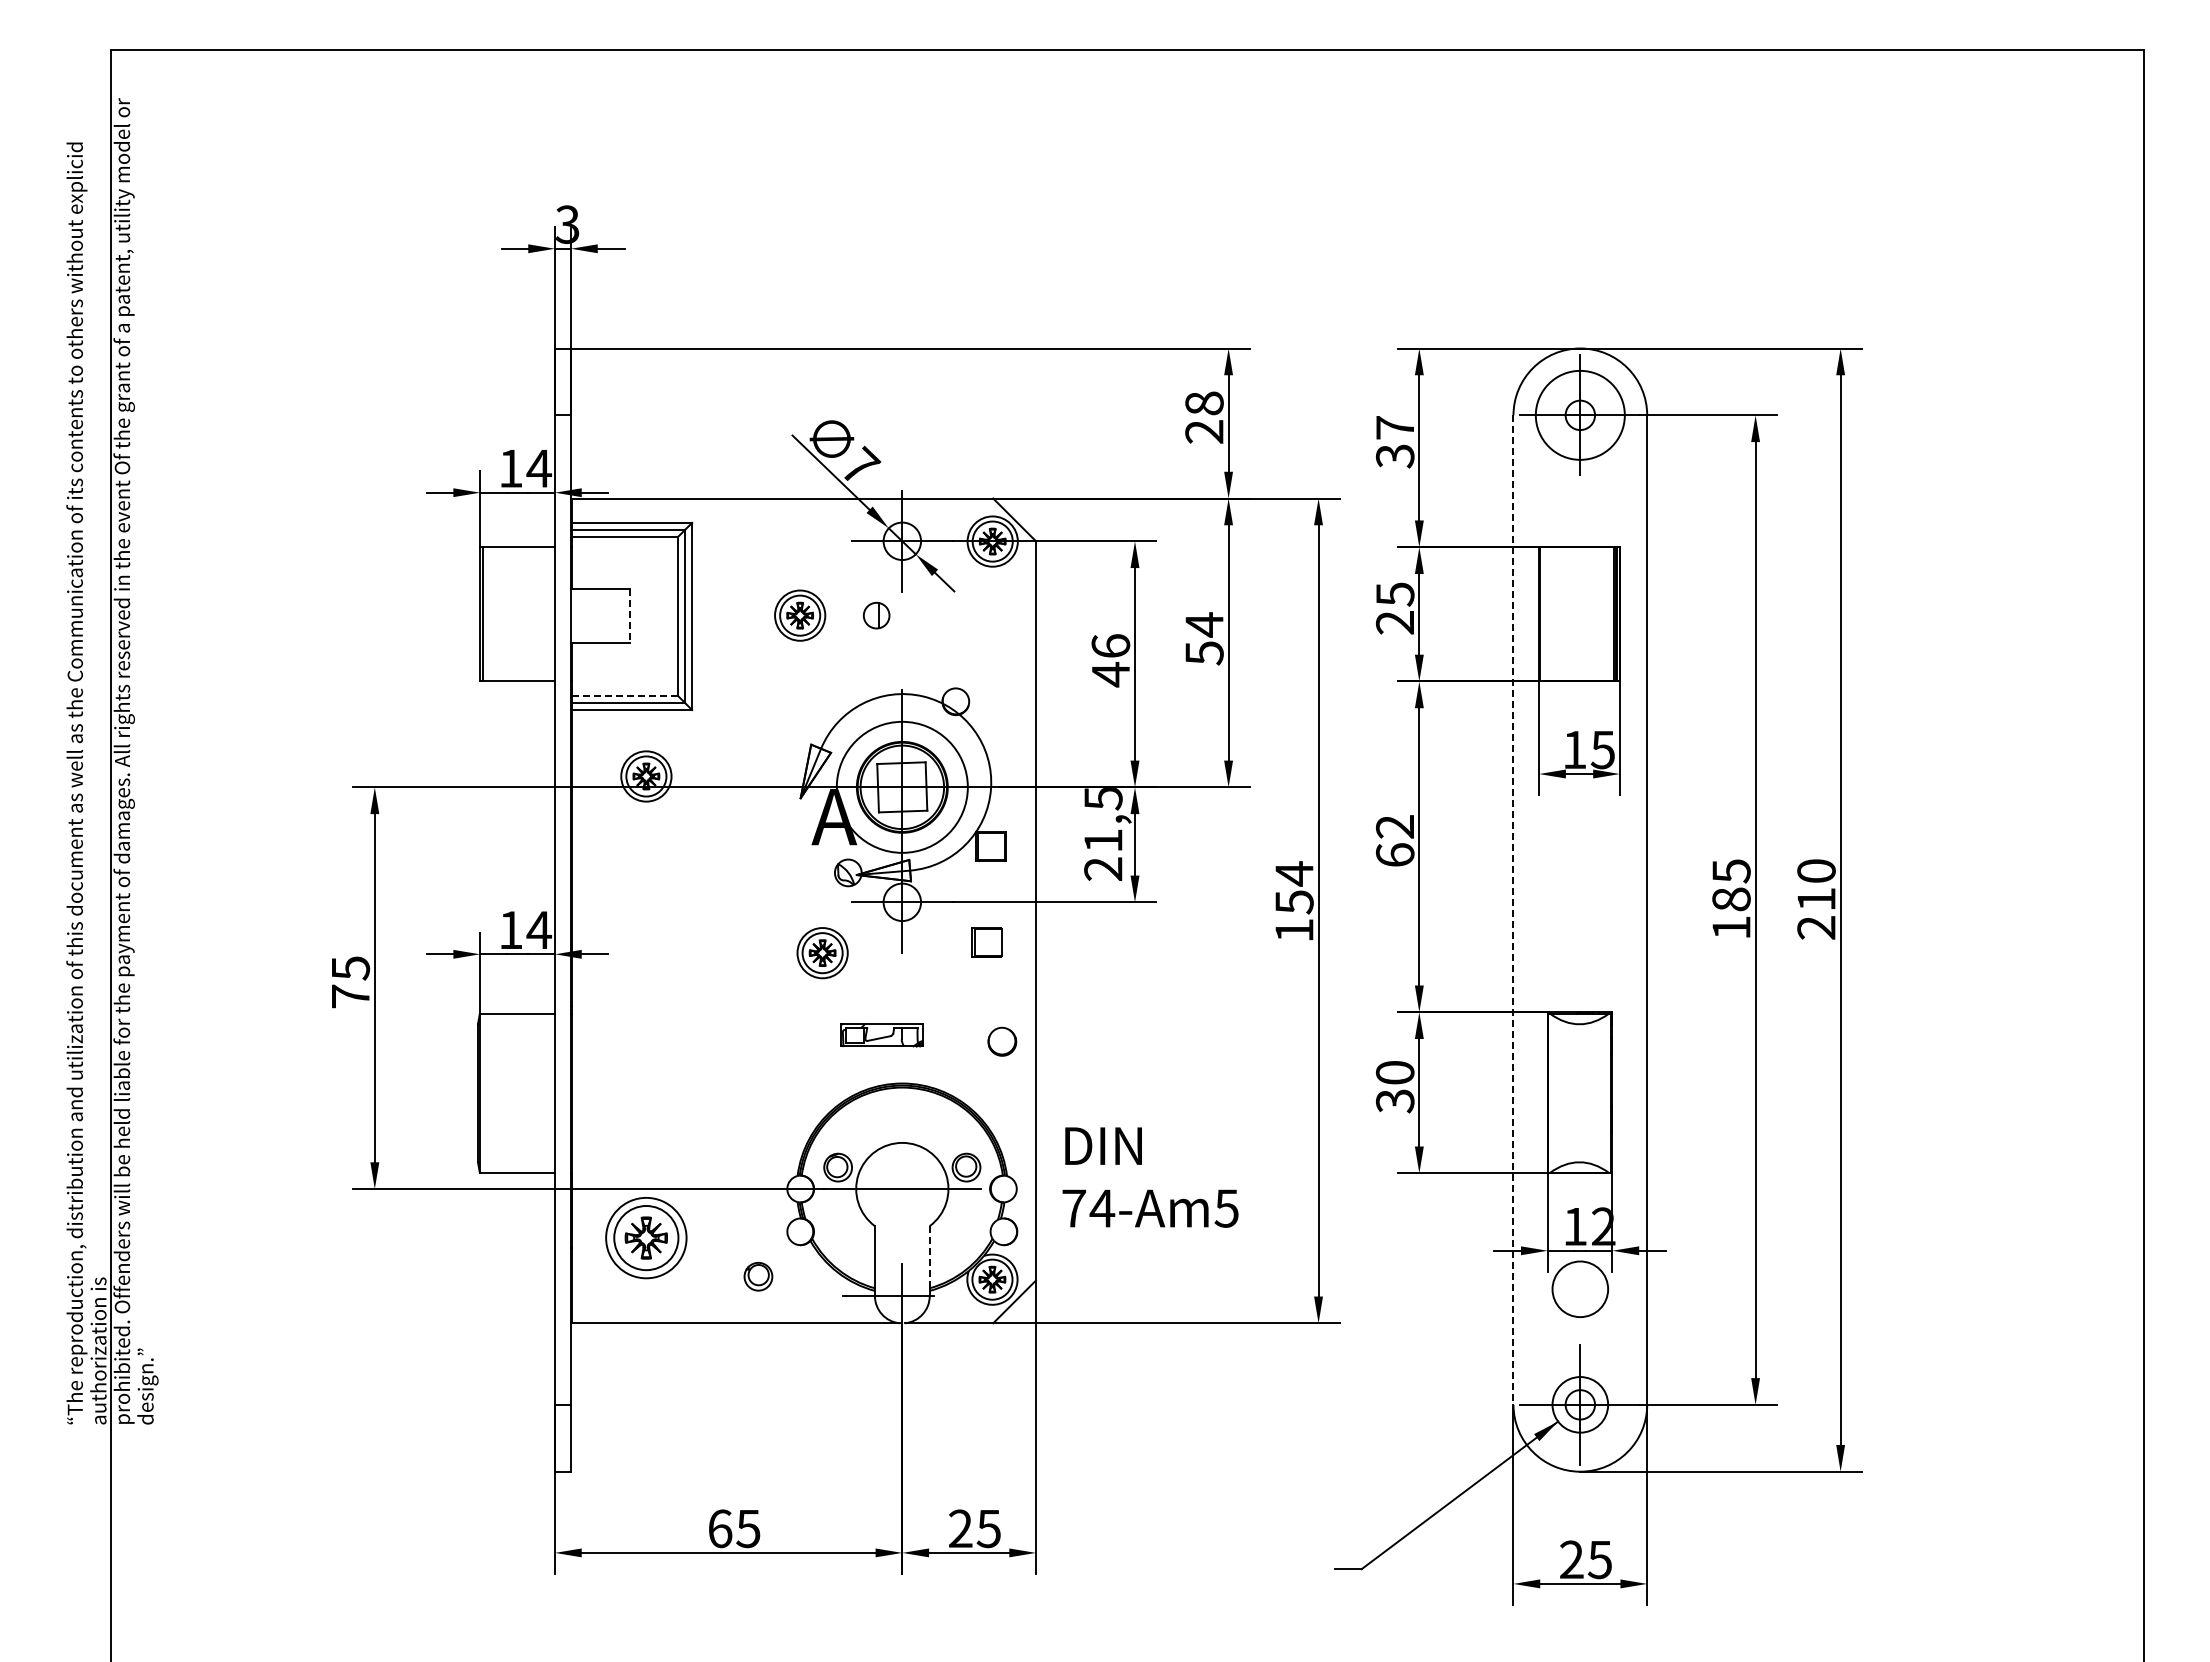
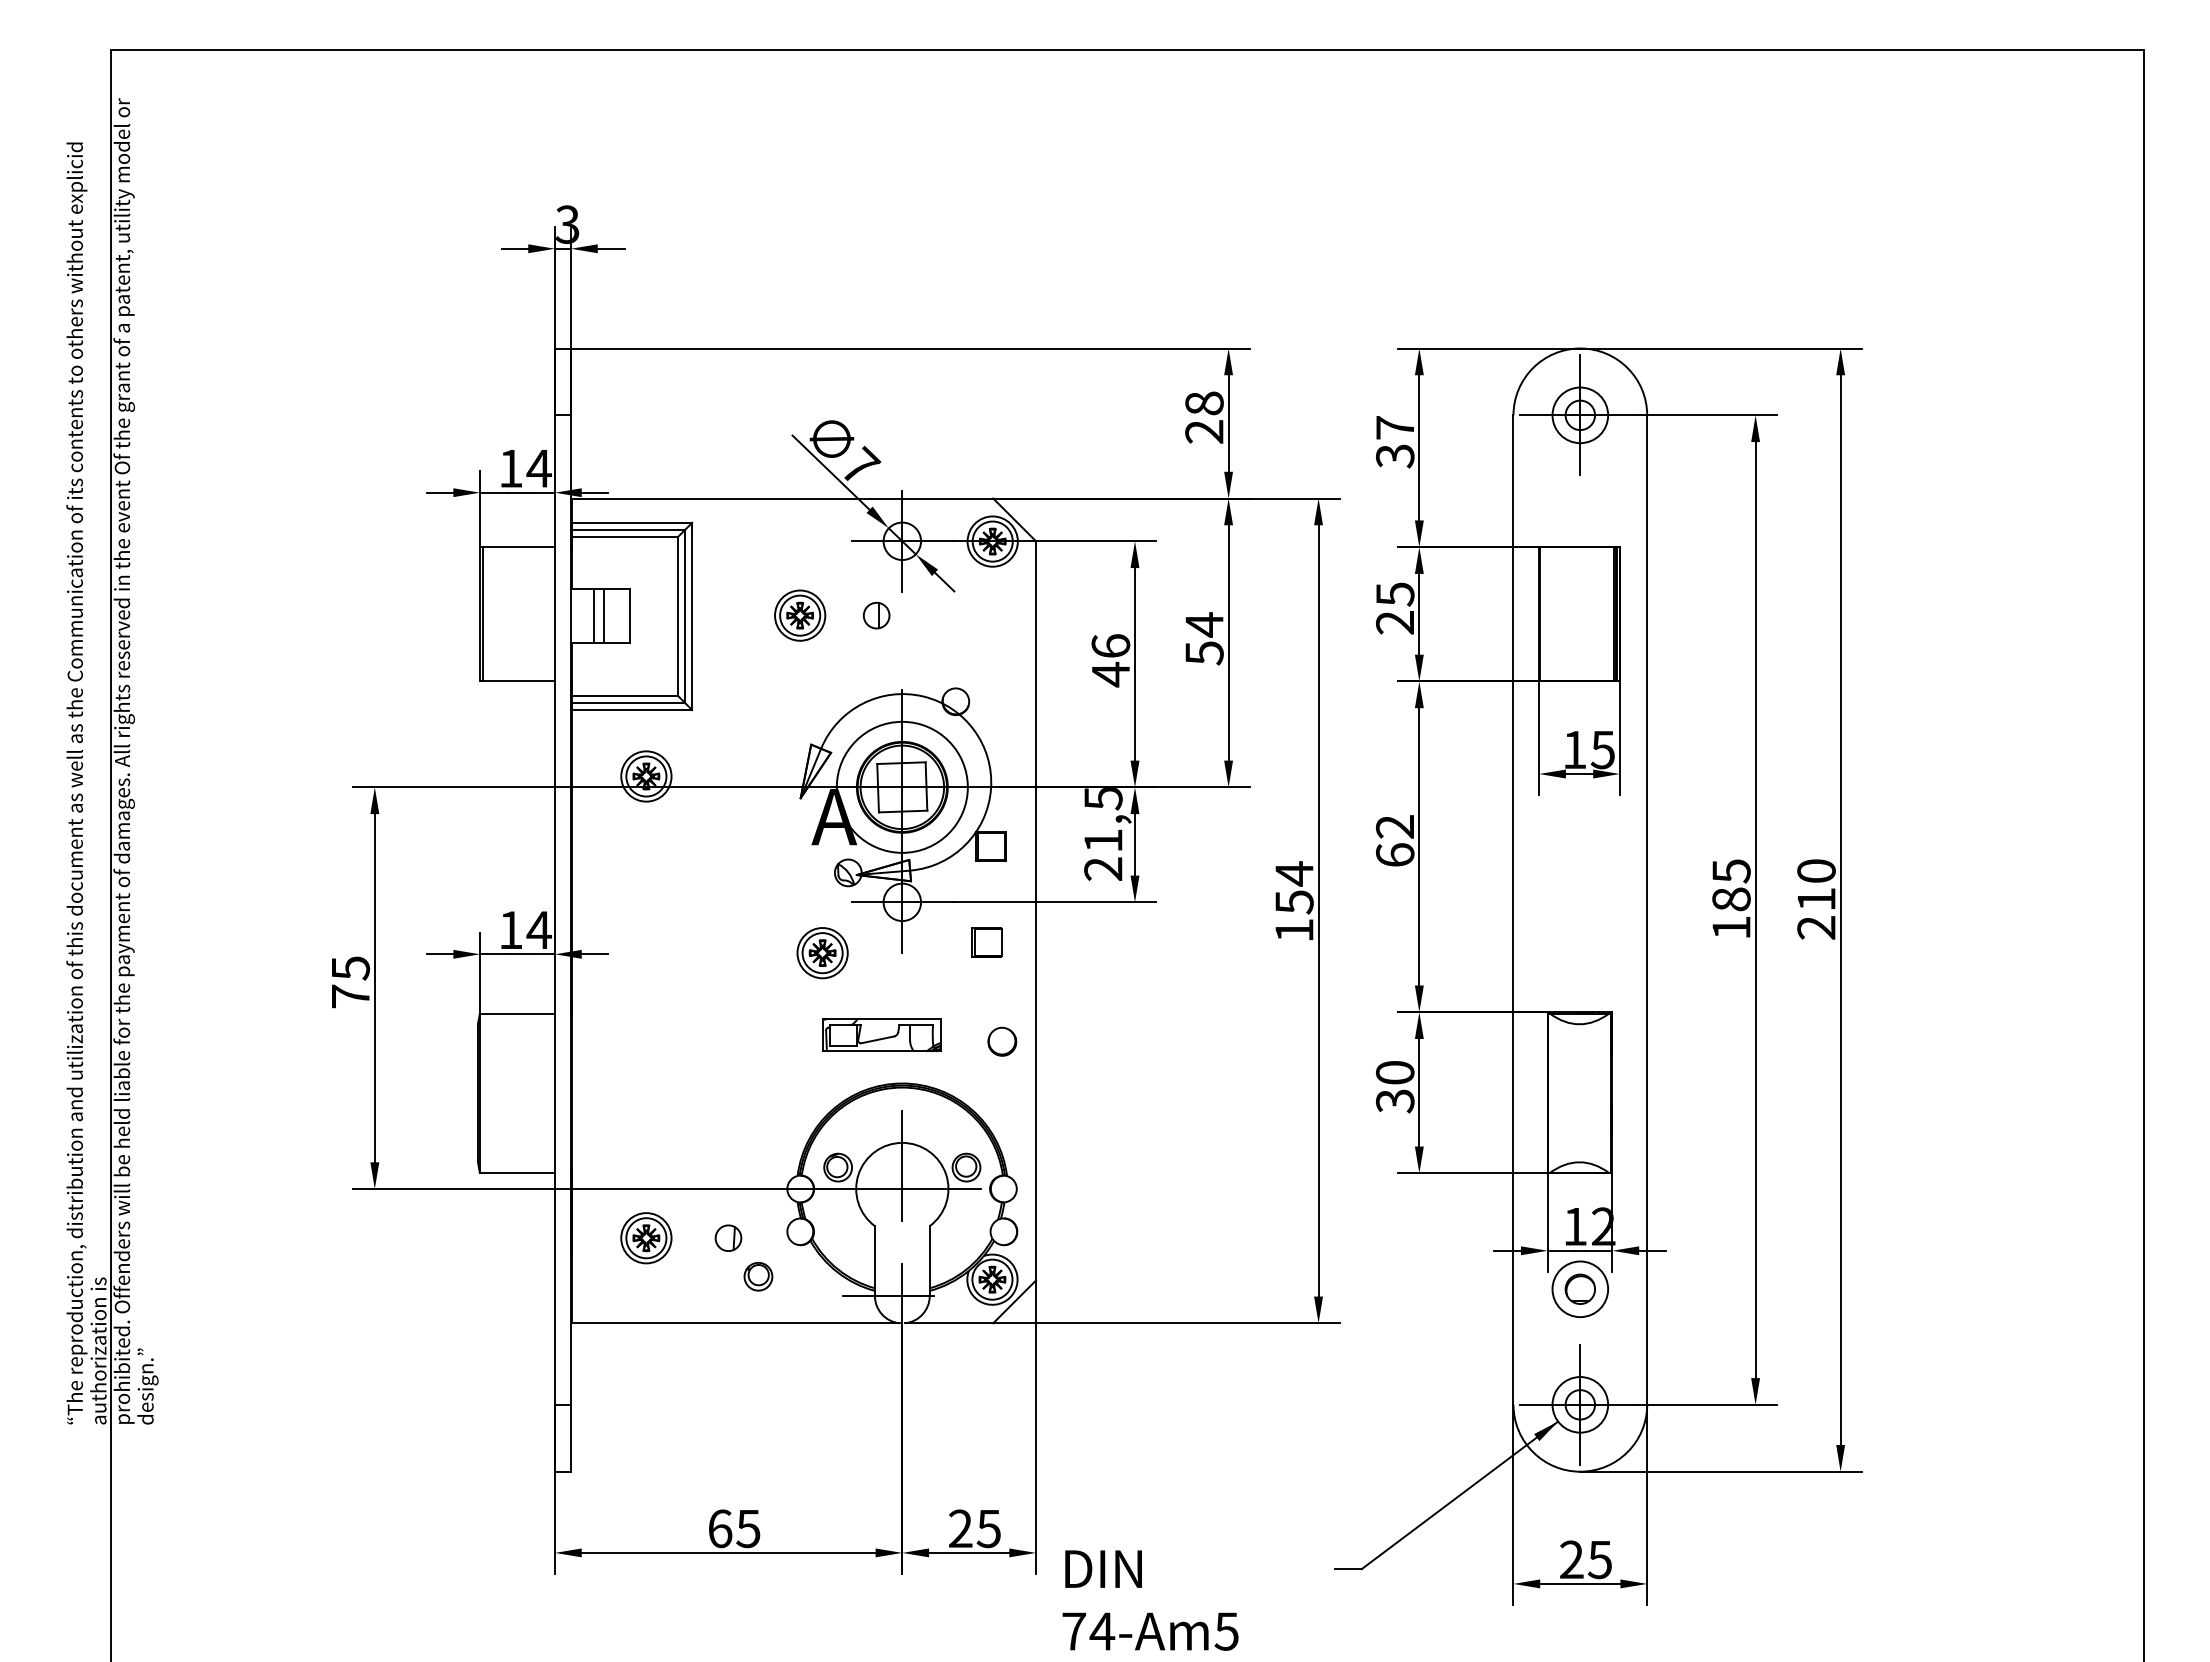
circle diameter: 89 px -> 56 px (1580, 415)
line: none -> present (593, 616)
line: none -> present (604, 616)
line: dashed -> solid (630, 616)
line: dashed -> solid (624, 695)
line: dashed -> solid (1513, 910)
part size: 84x25 px -> 120x35 px (881, 1035)
line: none -> present (902, 1165)
text position: (1150, 1177) -> (1150, 1600) (1150, 1600)
part: none -> present (728, 1237)
part size: 83x83 px -> 53x53 px (646, 1238)
line: dashed -> solid (929, 1257)
part: none -> present (1579, 1288)
